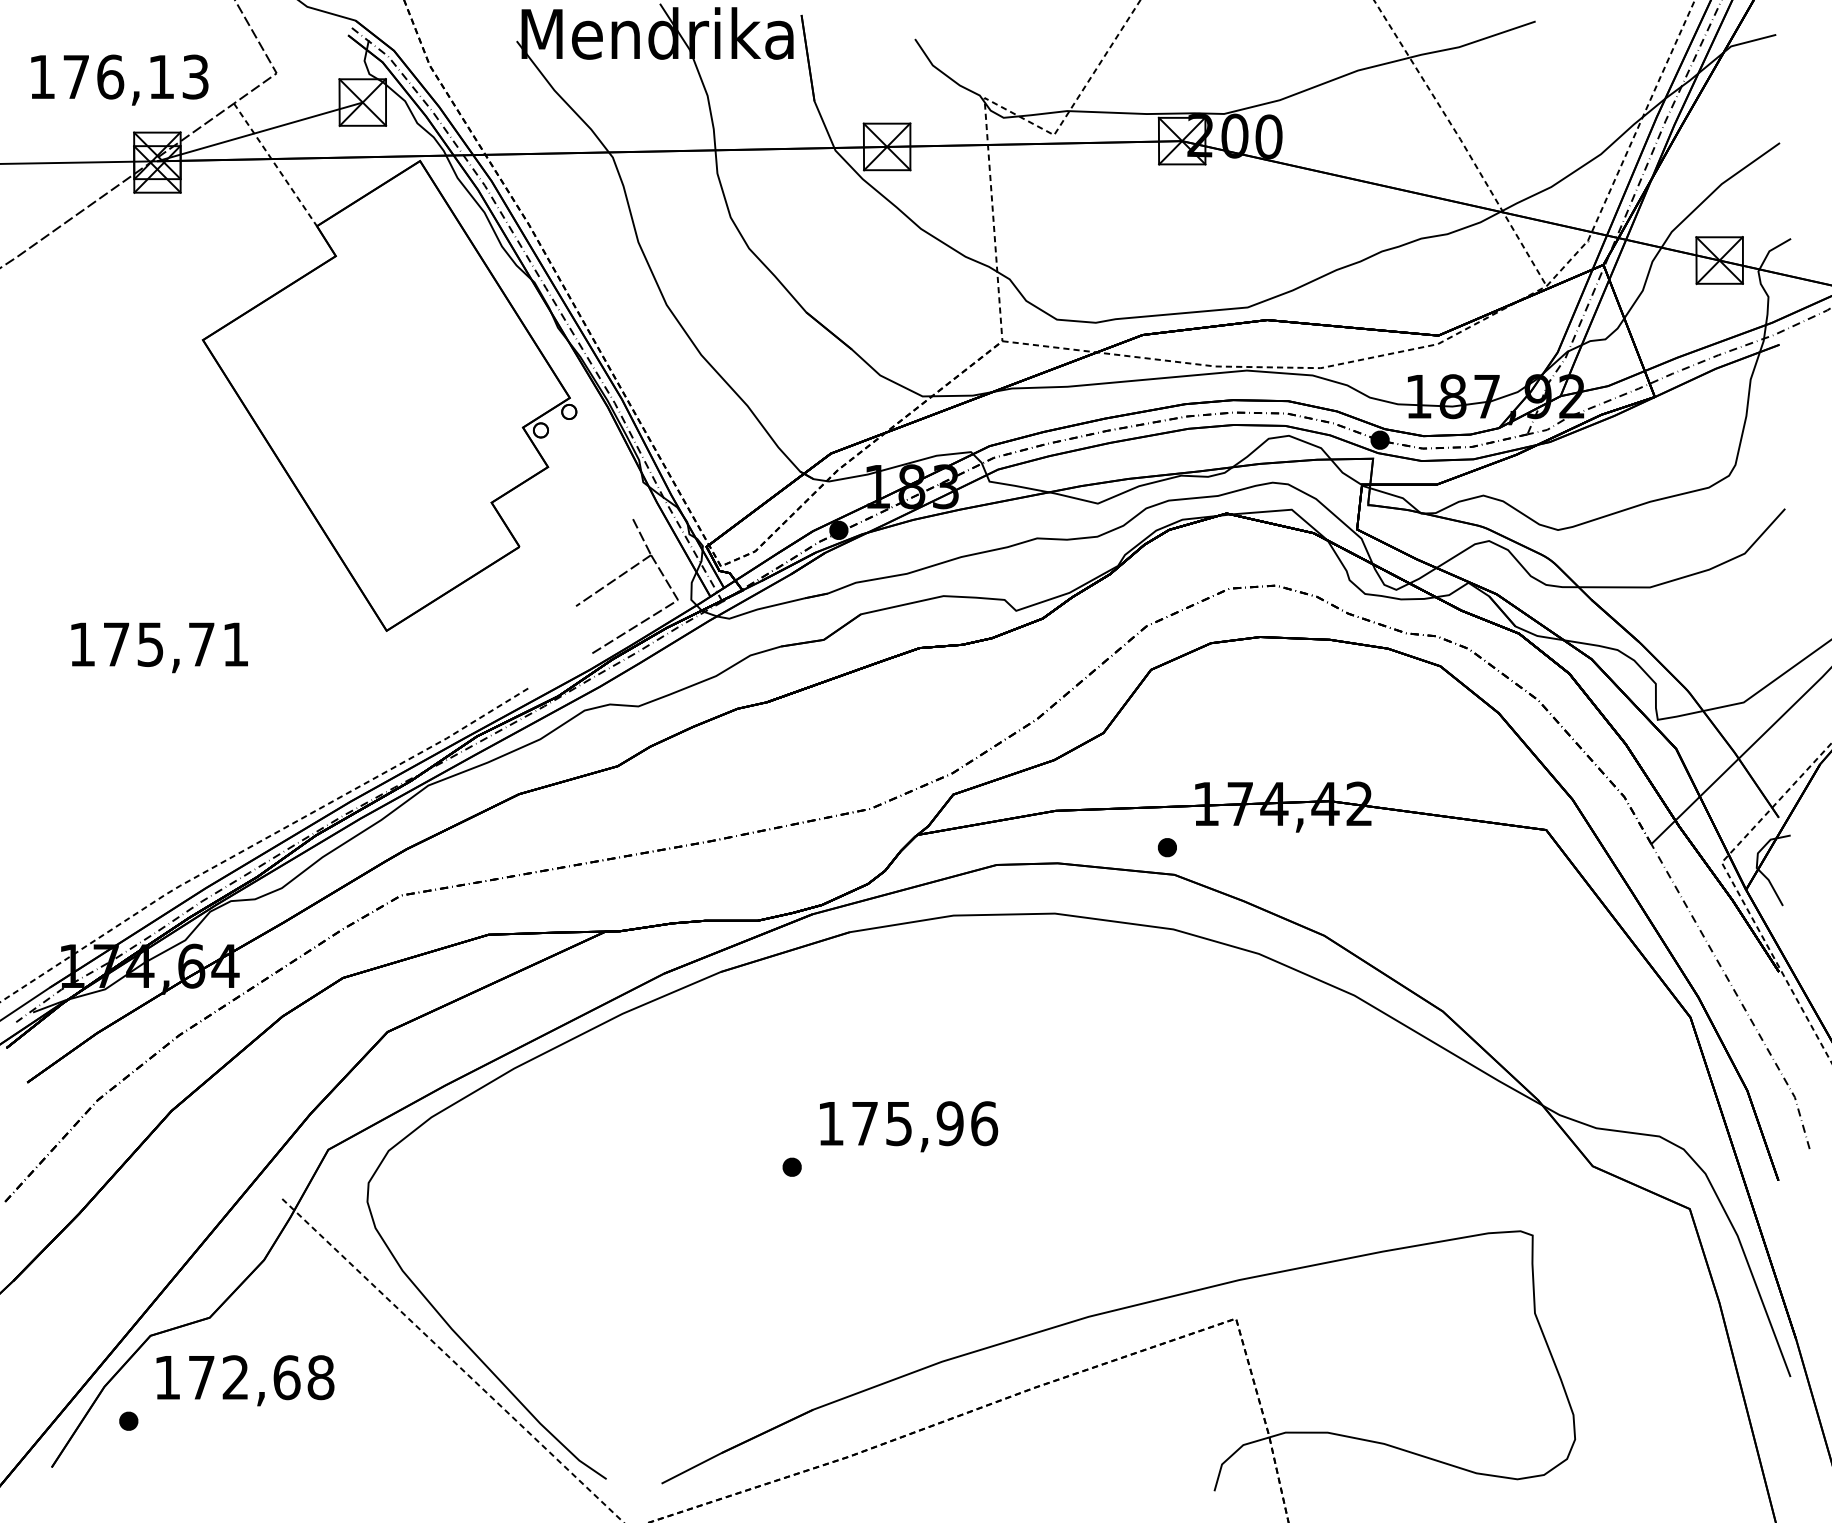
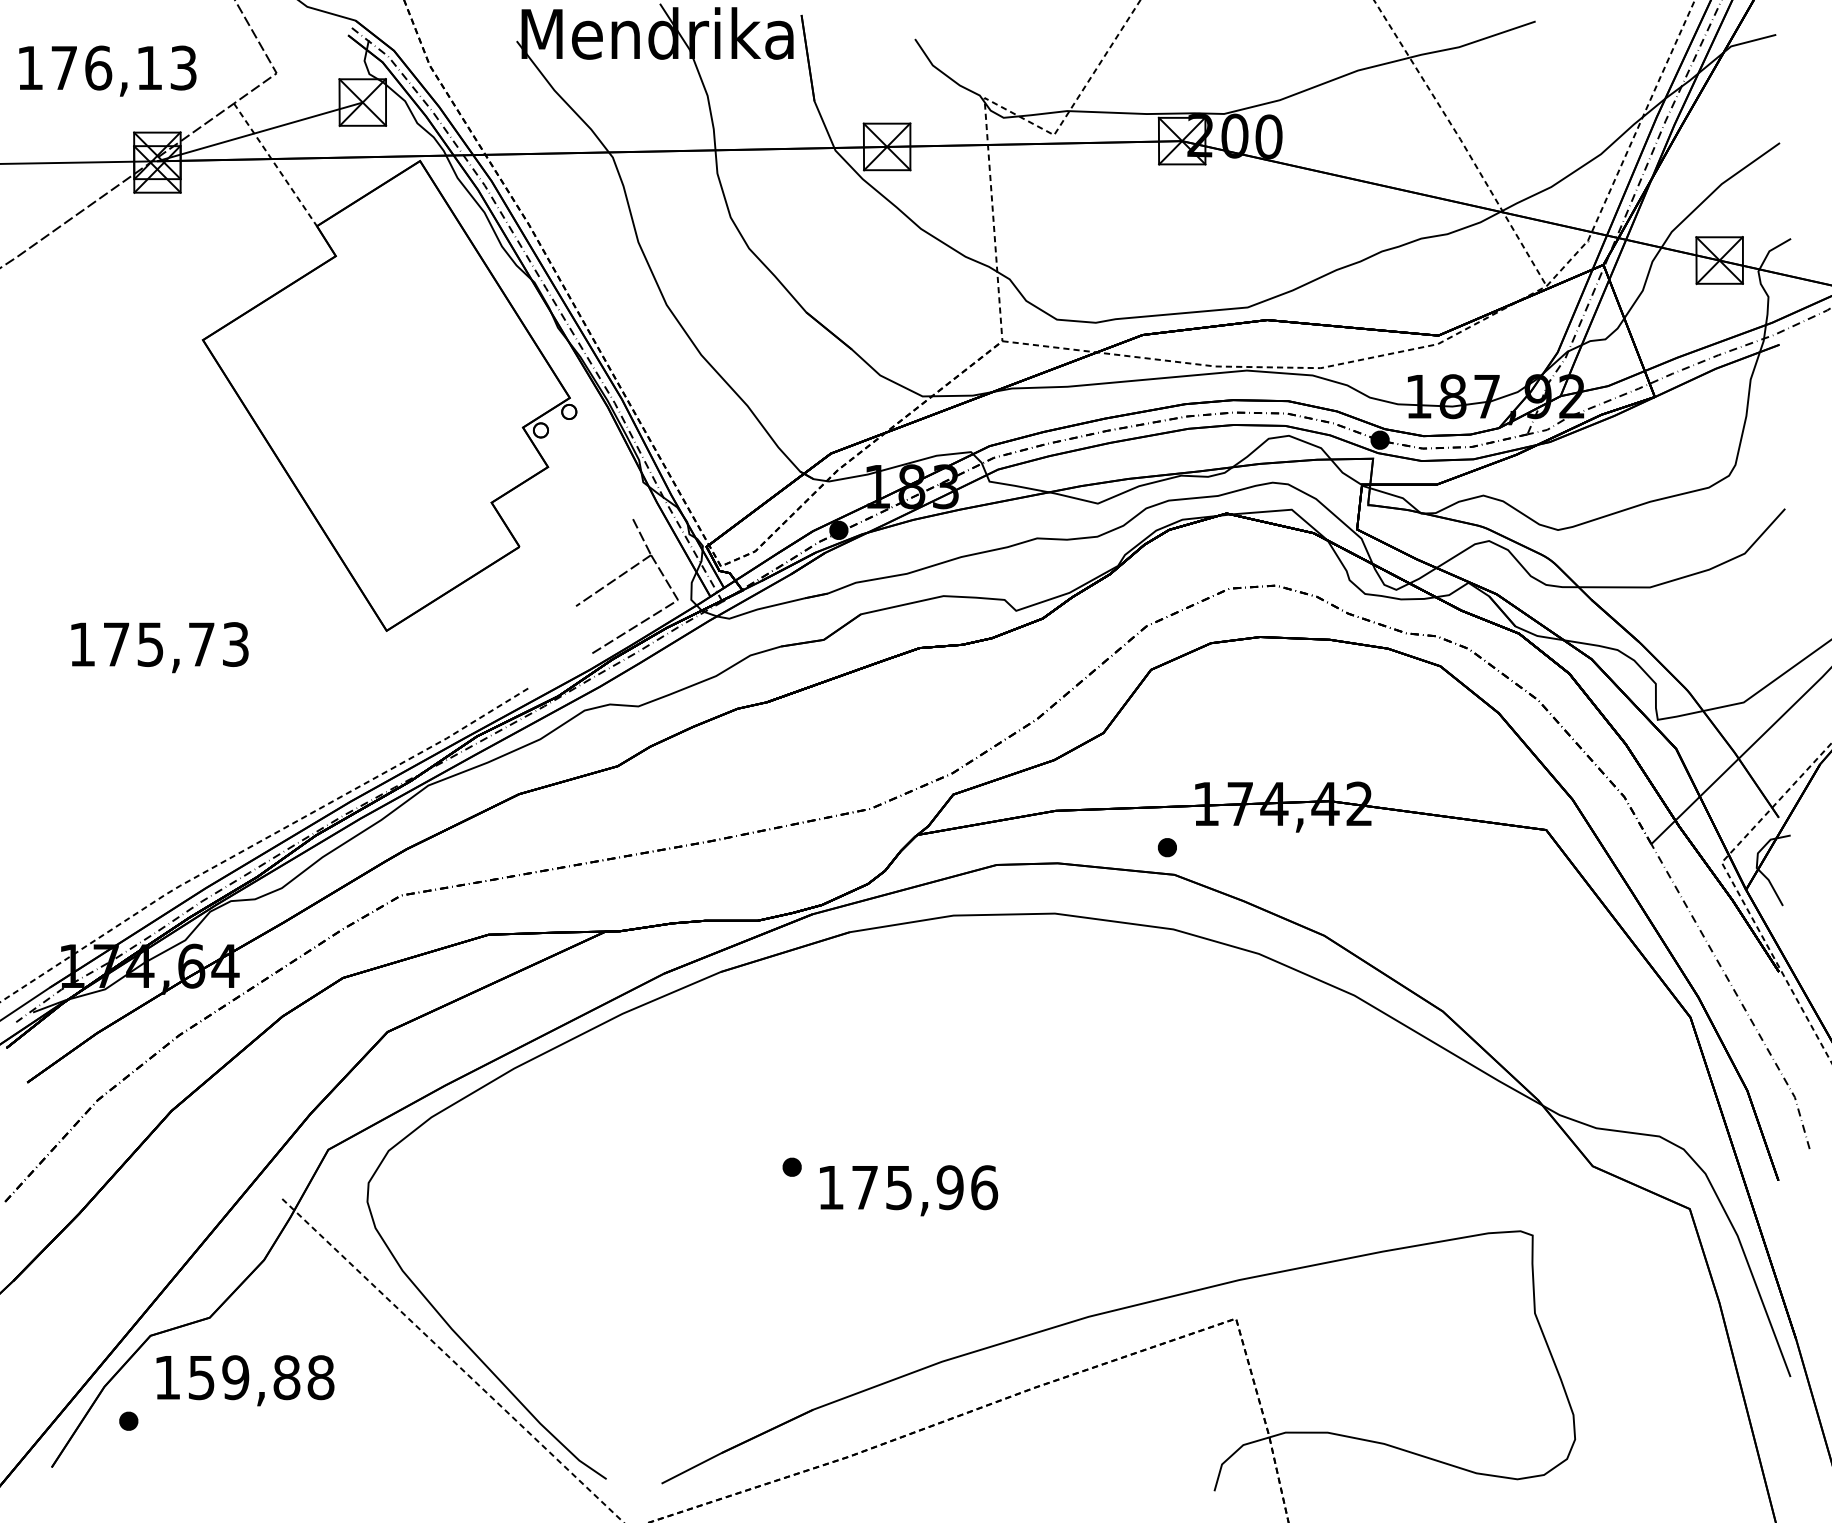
text position: (119, 79) -> (107, 70) (107, 70)
text: 175,71 -> 175,73 (235, 644)
text position: (909, 1126) -> (909, 1190) (909, 1190)
text: 172,68 -> 159,88 (244, 1377)
